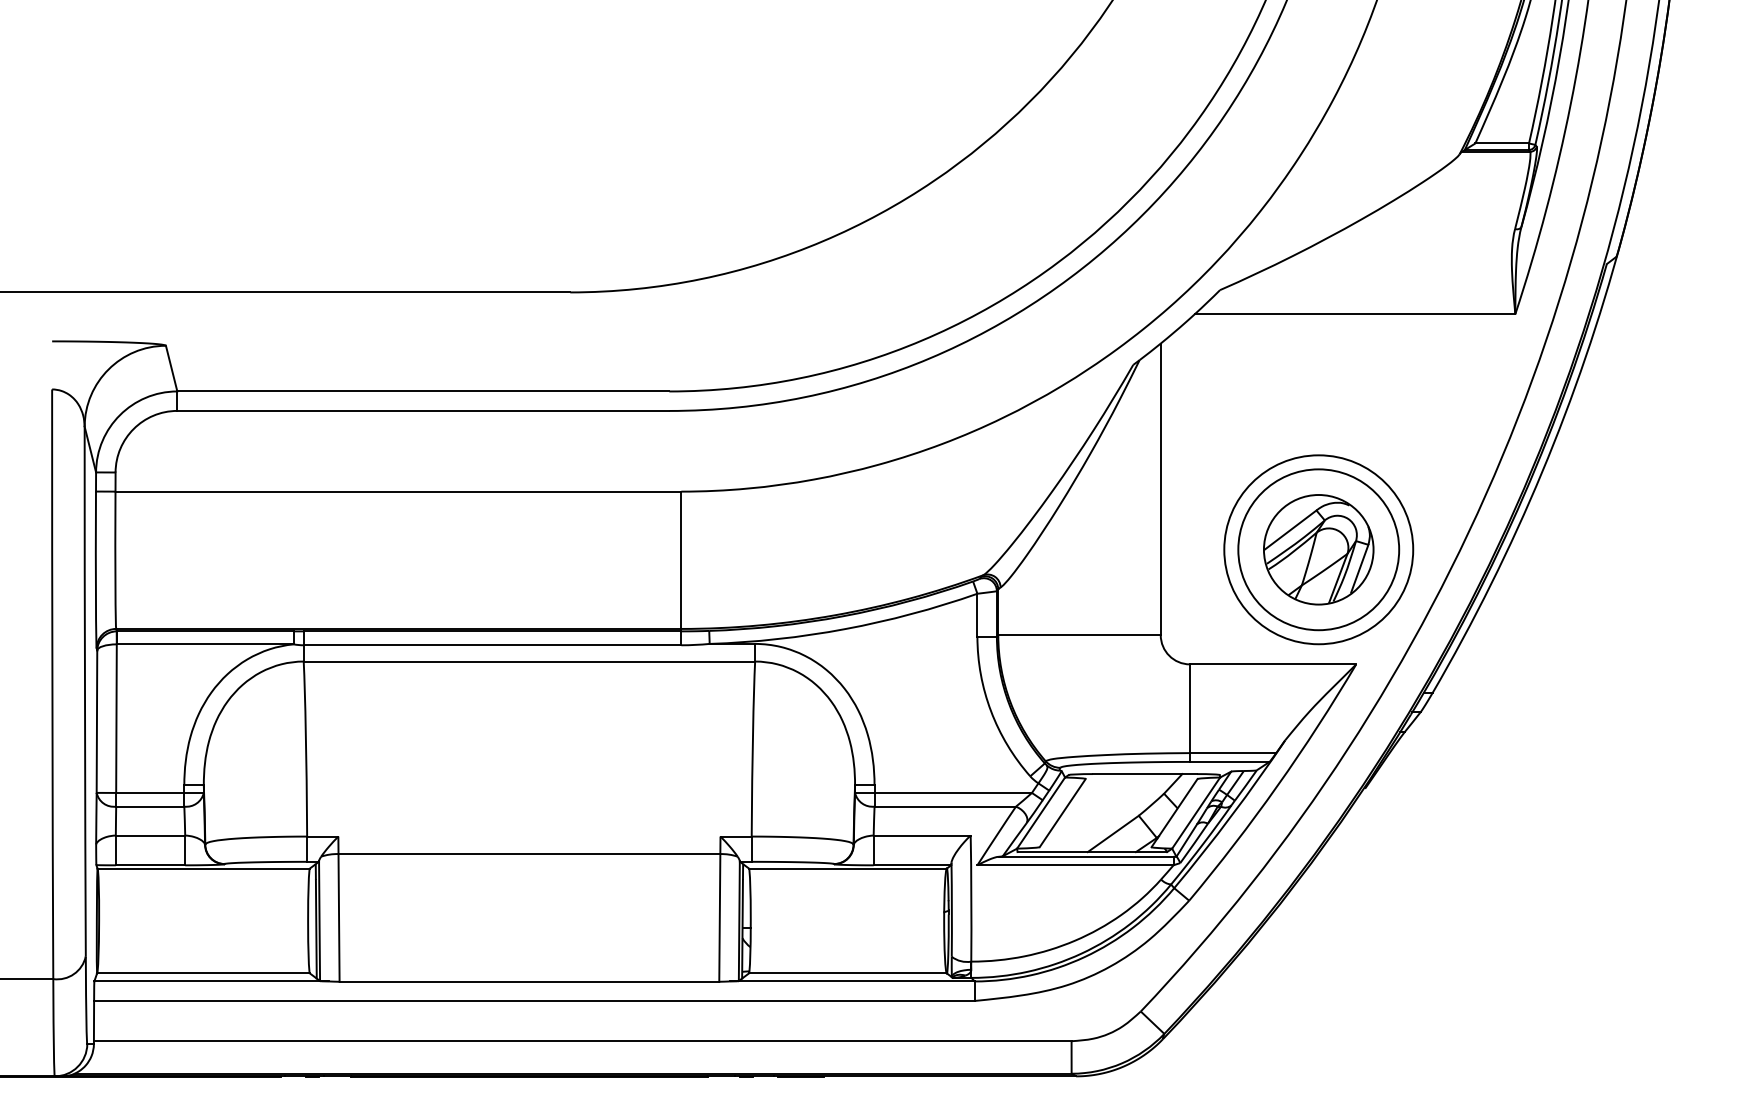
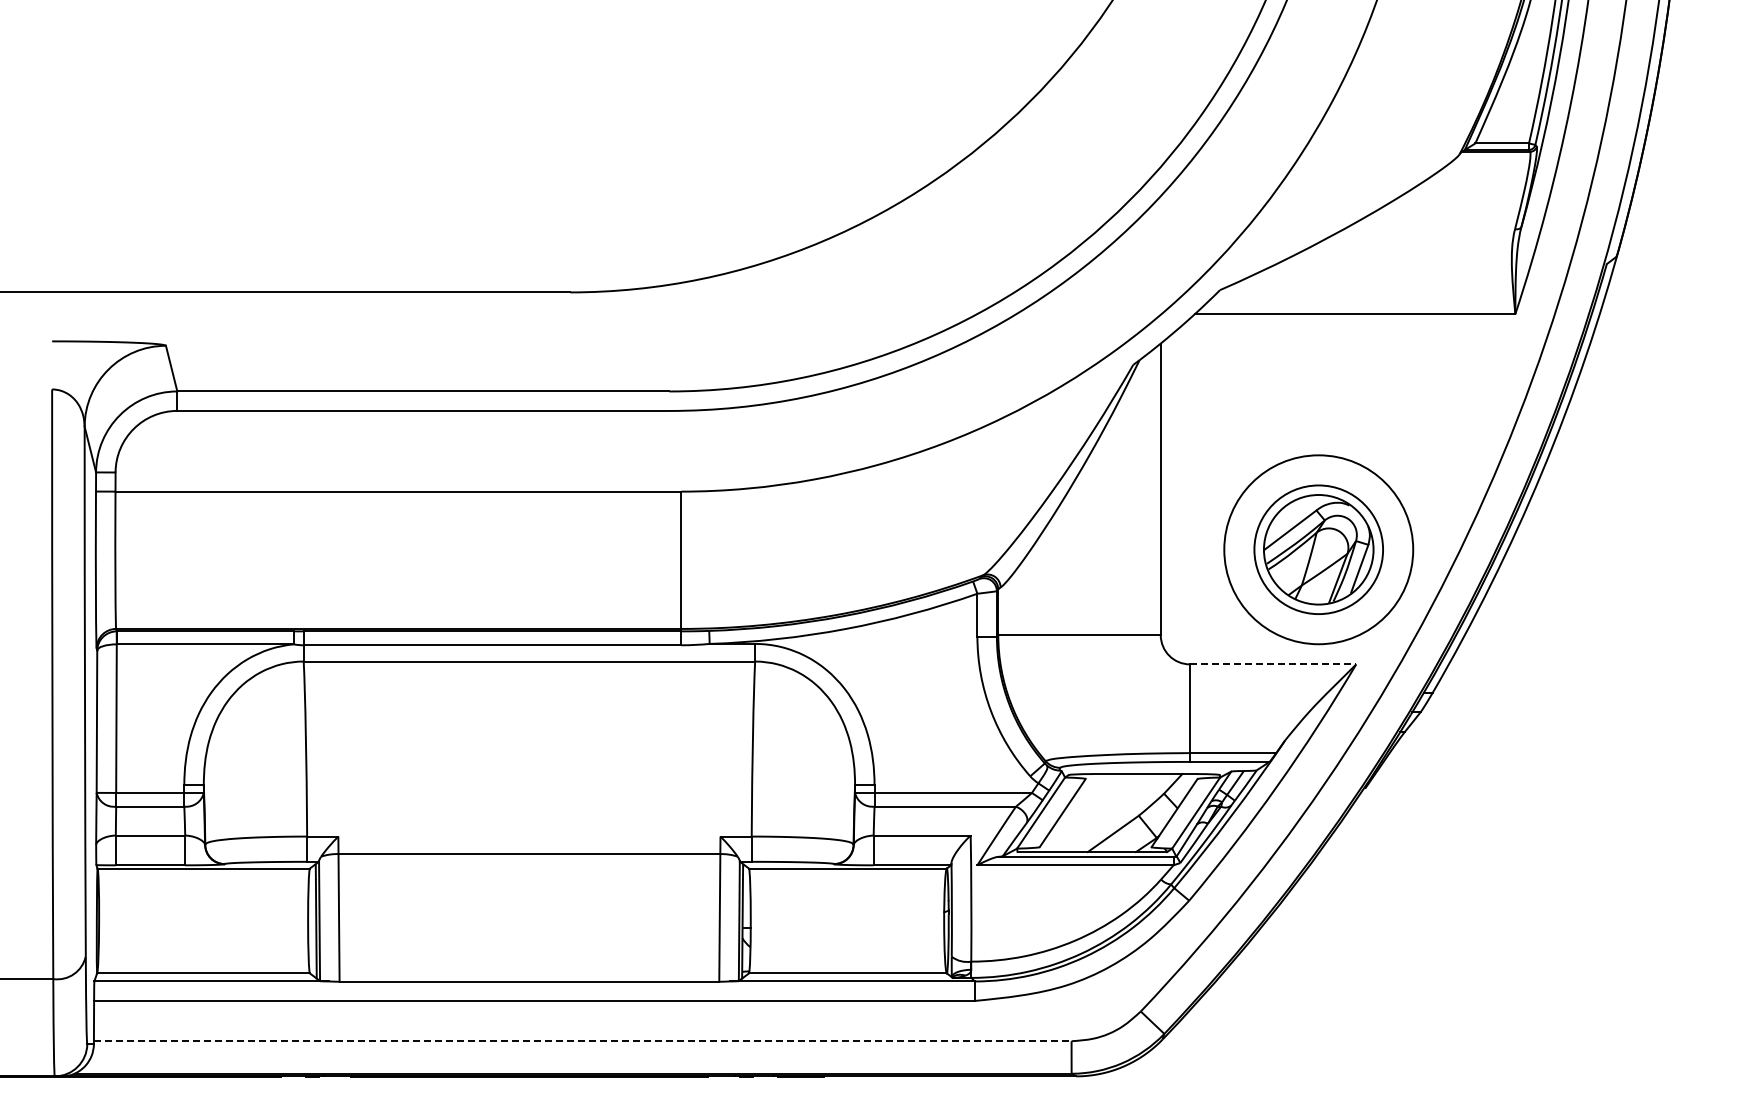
circle diameter: 161 px -> 129 px (1318, 549)
line: solid -> dashed (1273, 664)
line: solid -> dashed (582, 1041)
